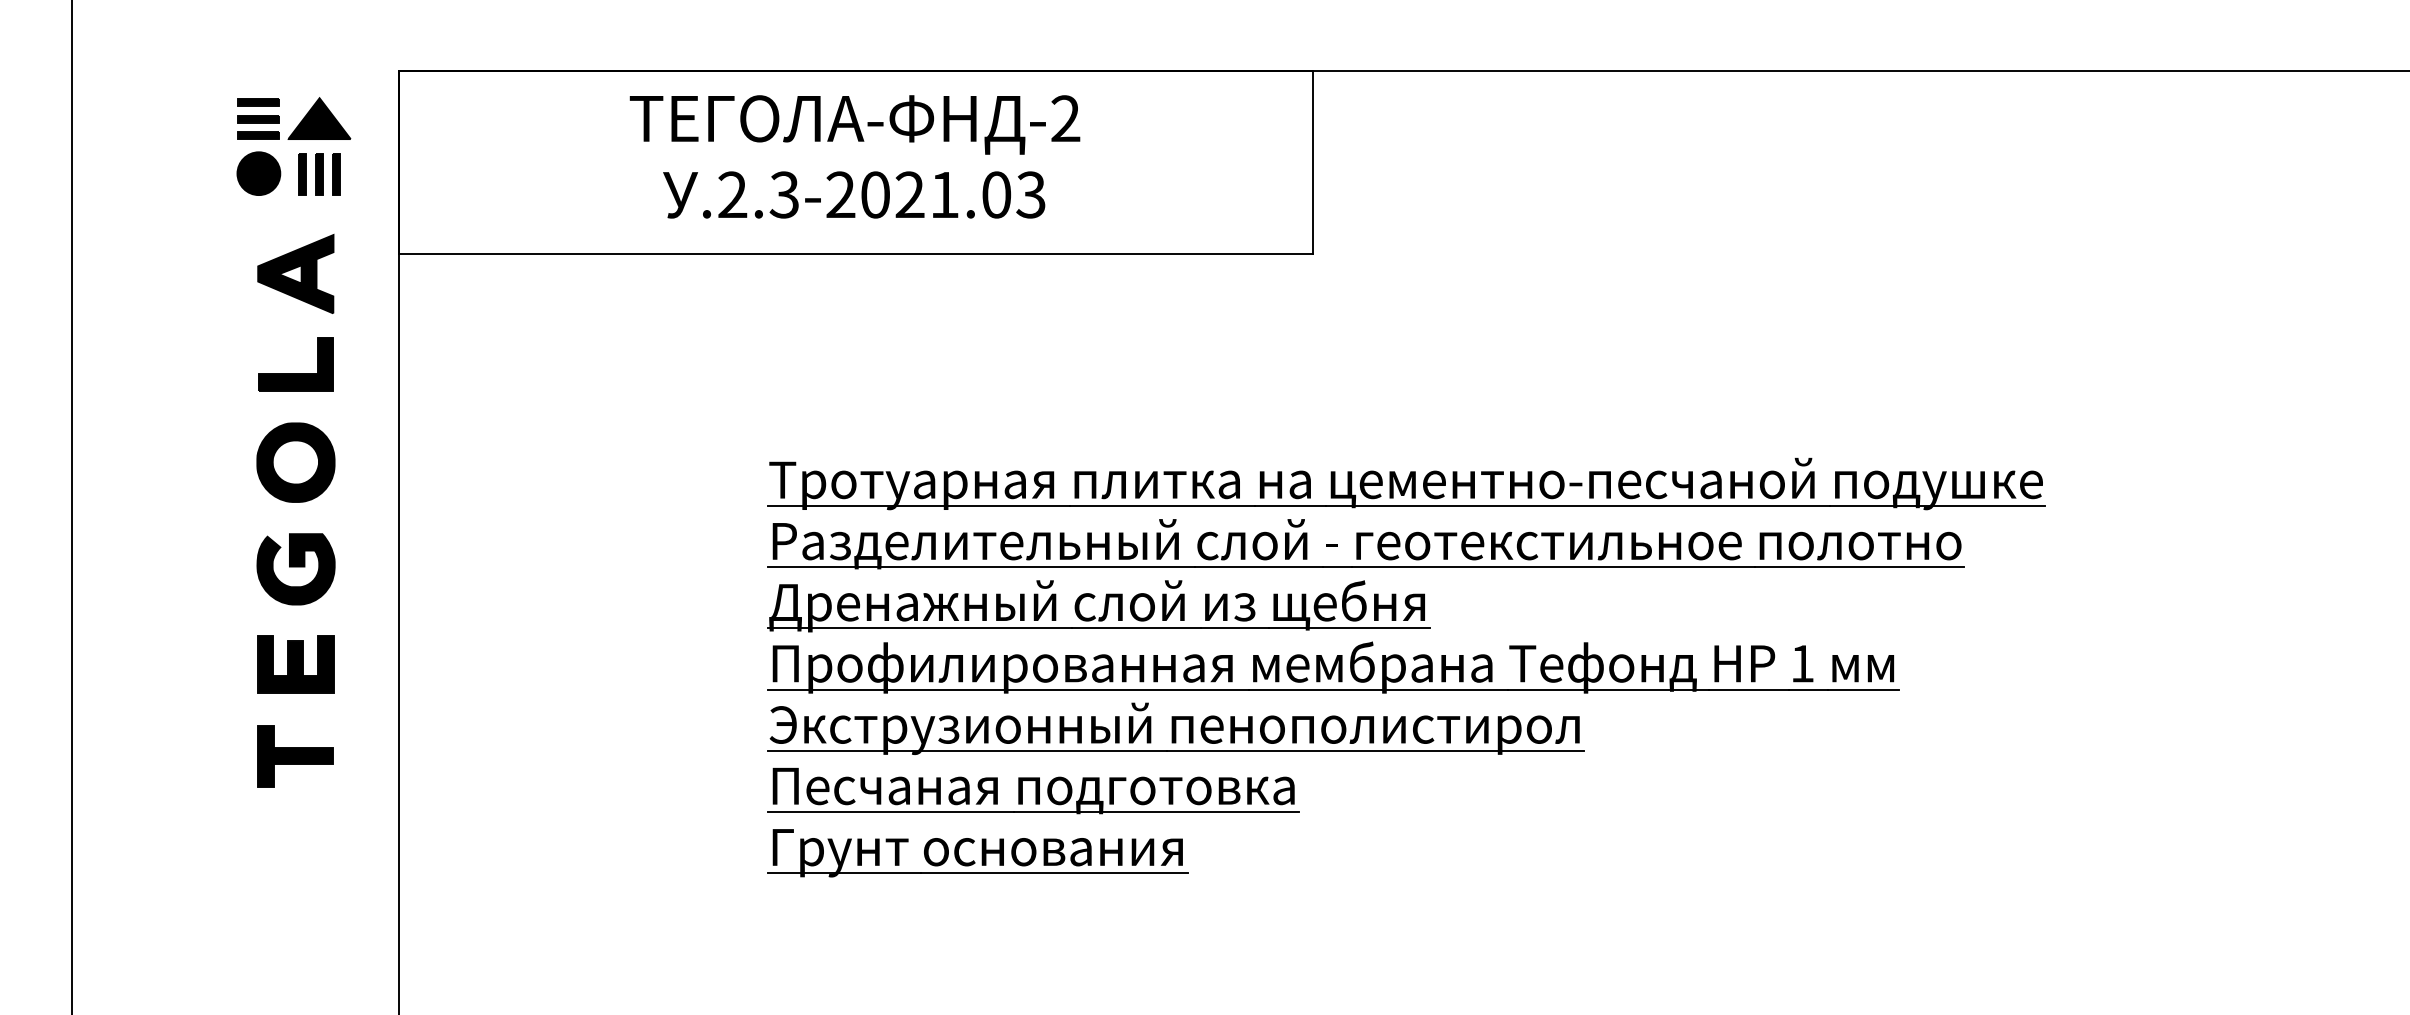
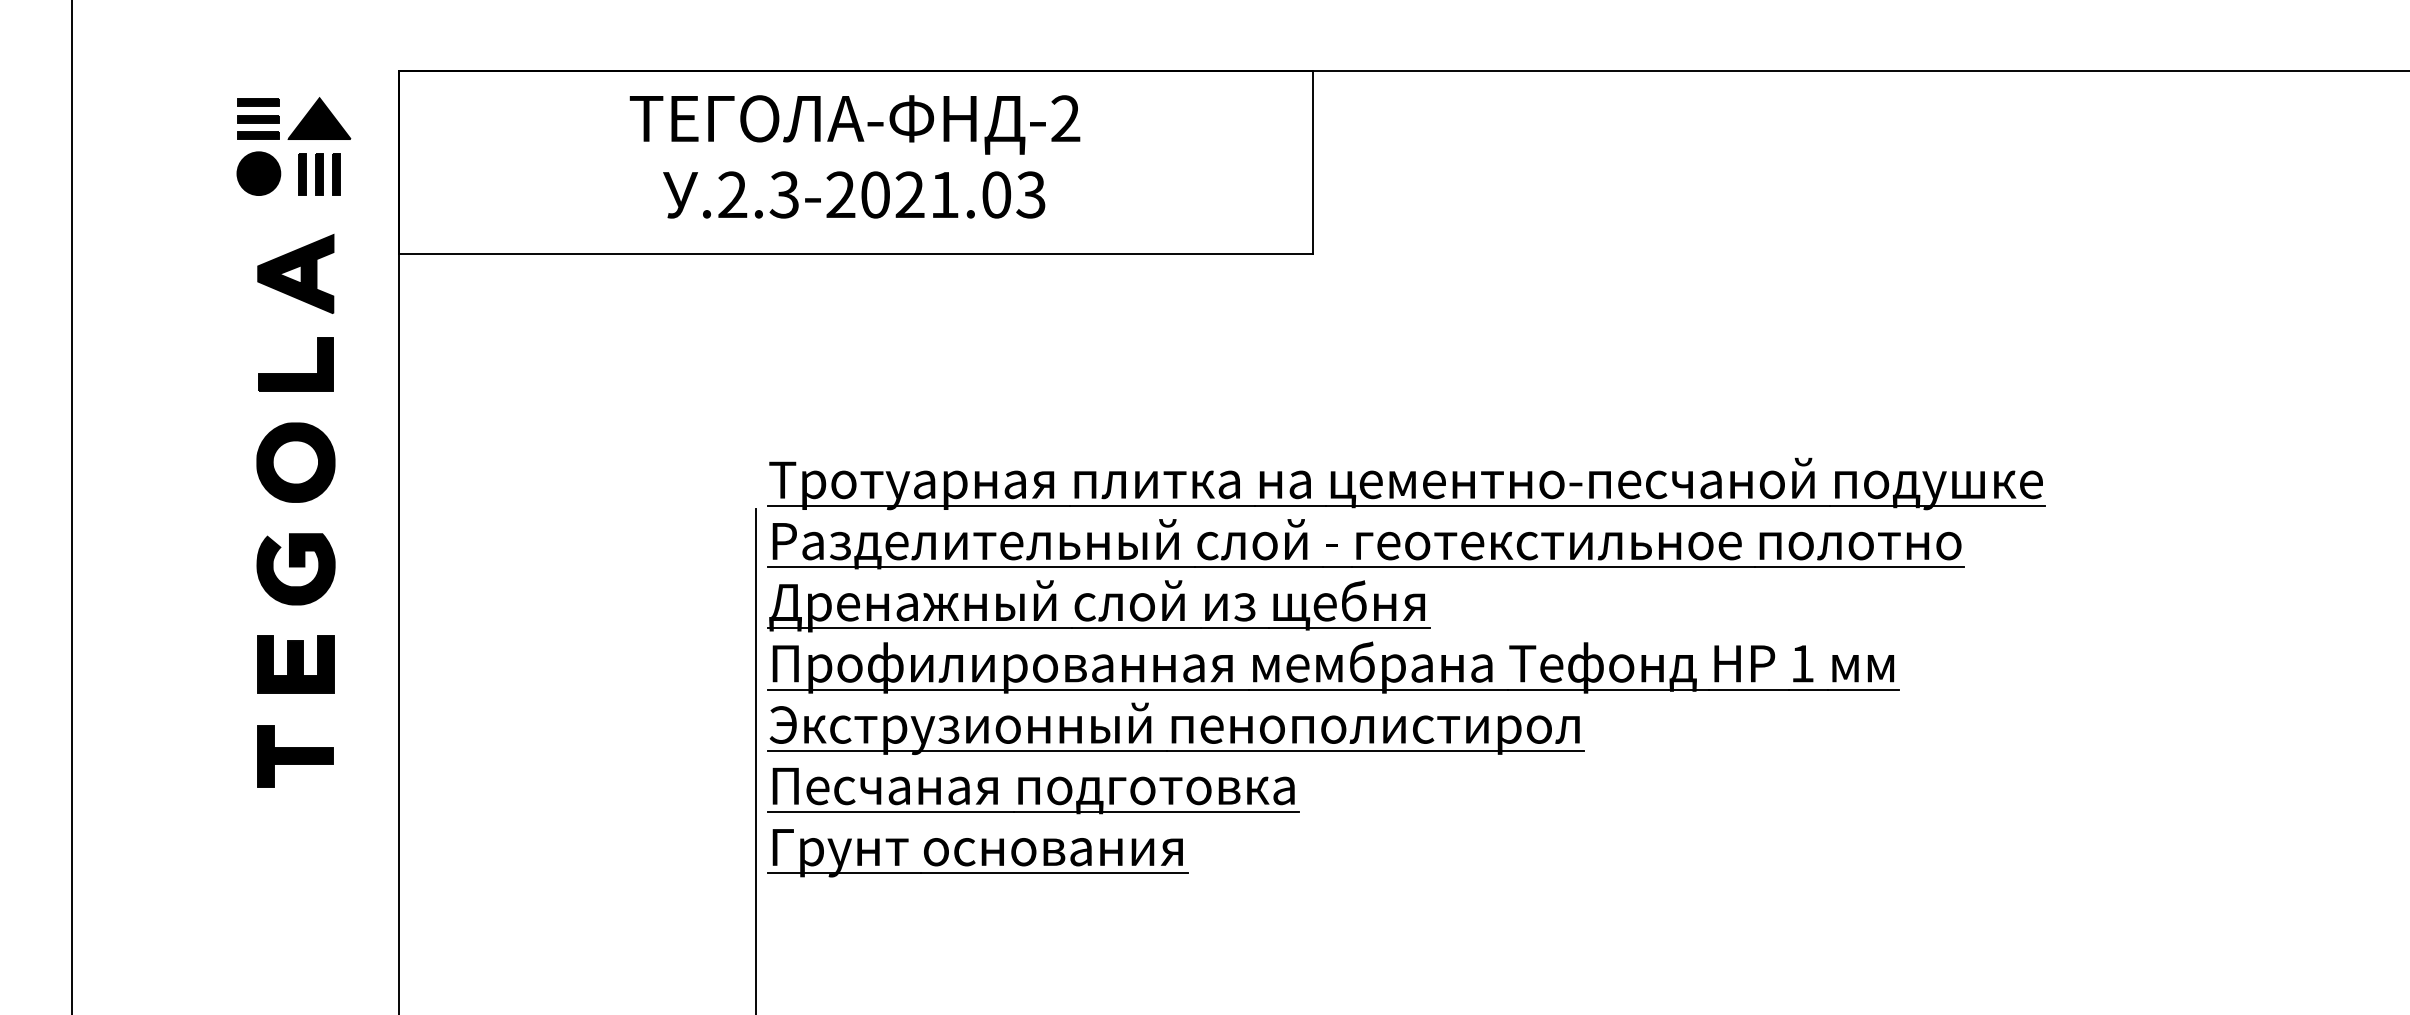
line: none -> present (756, 760)
